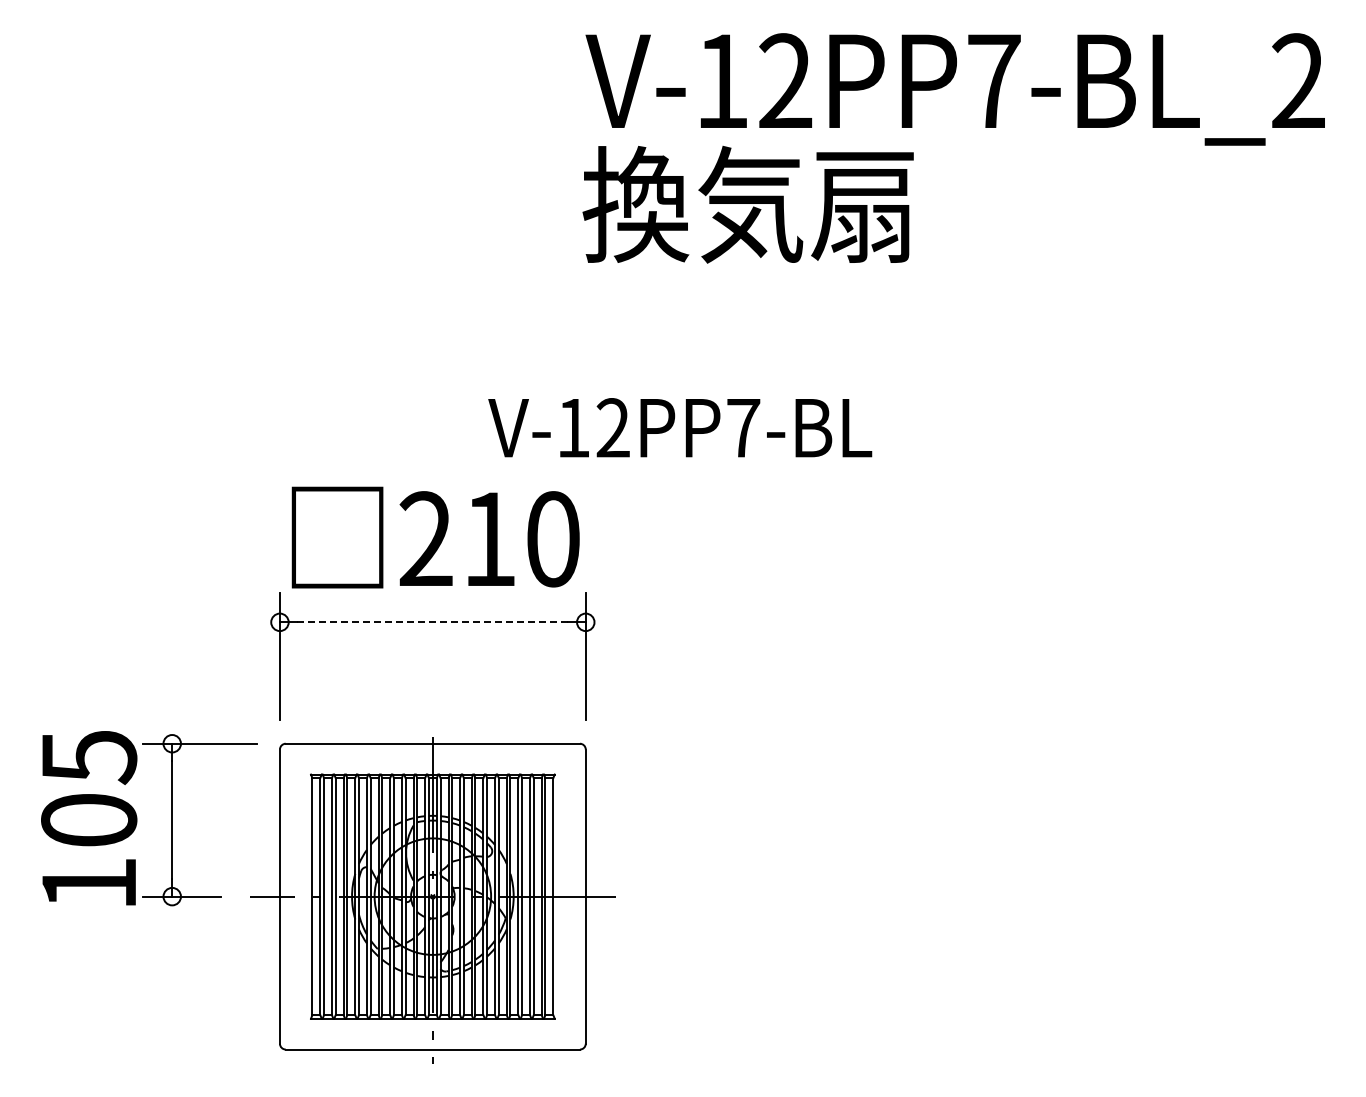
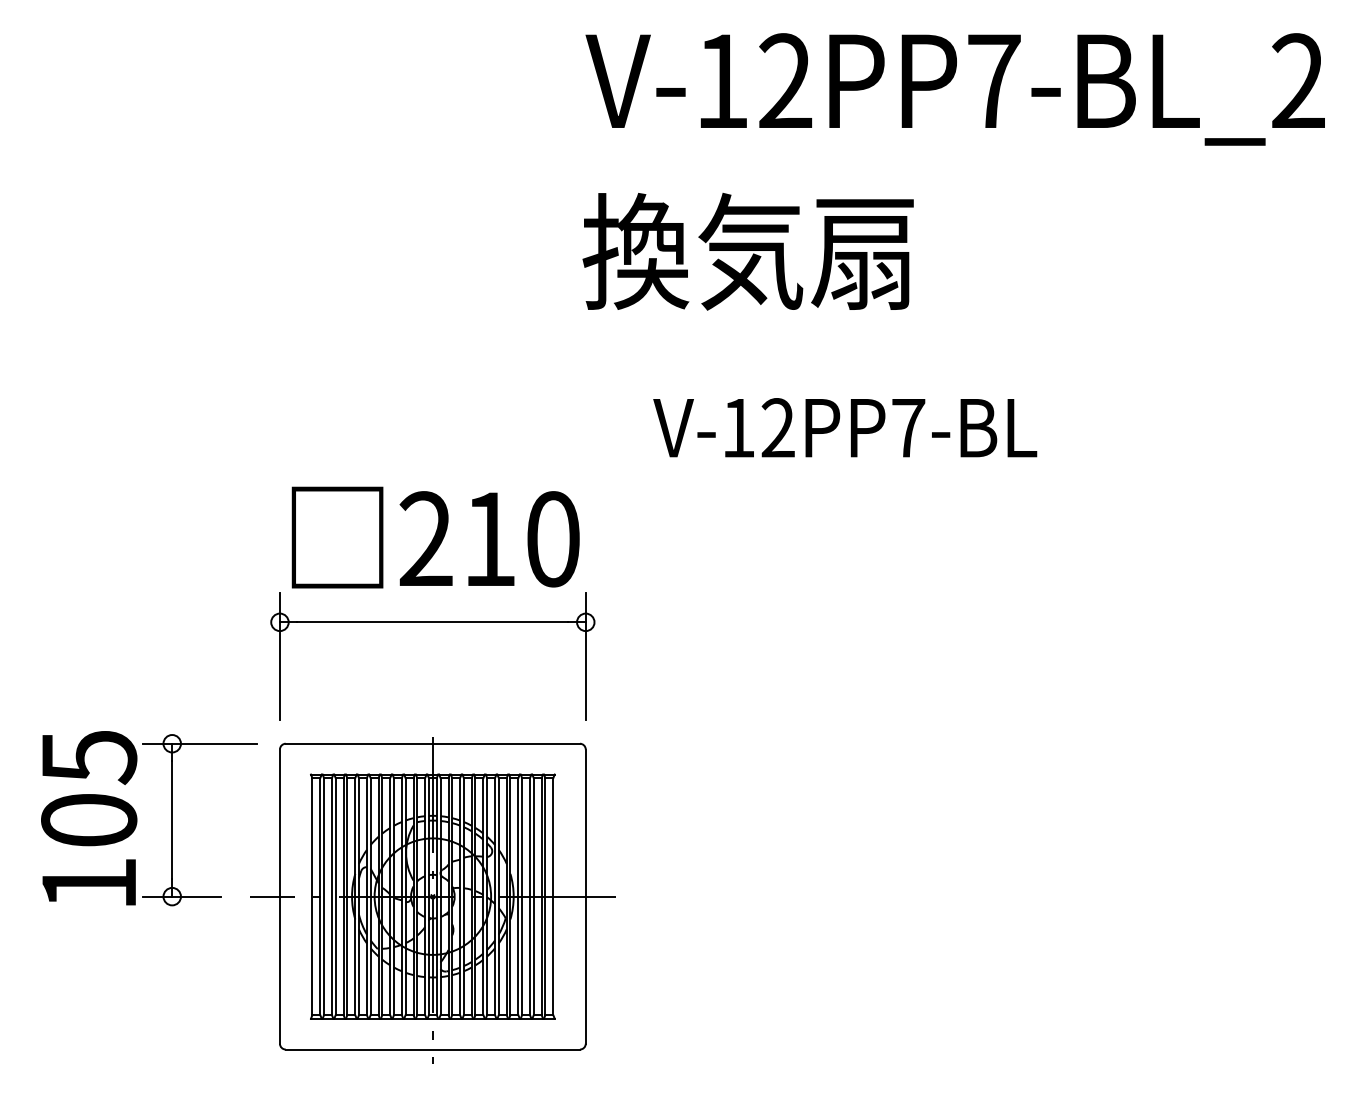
text position: (747, 204) -> (747, 251) (747, 251)
text position: (680, 427) -> (845, 427) (845, 427)
line: dashed -> solid (433, 622)
